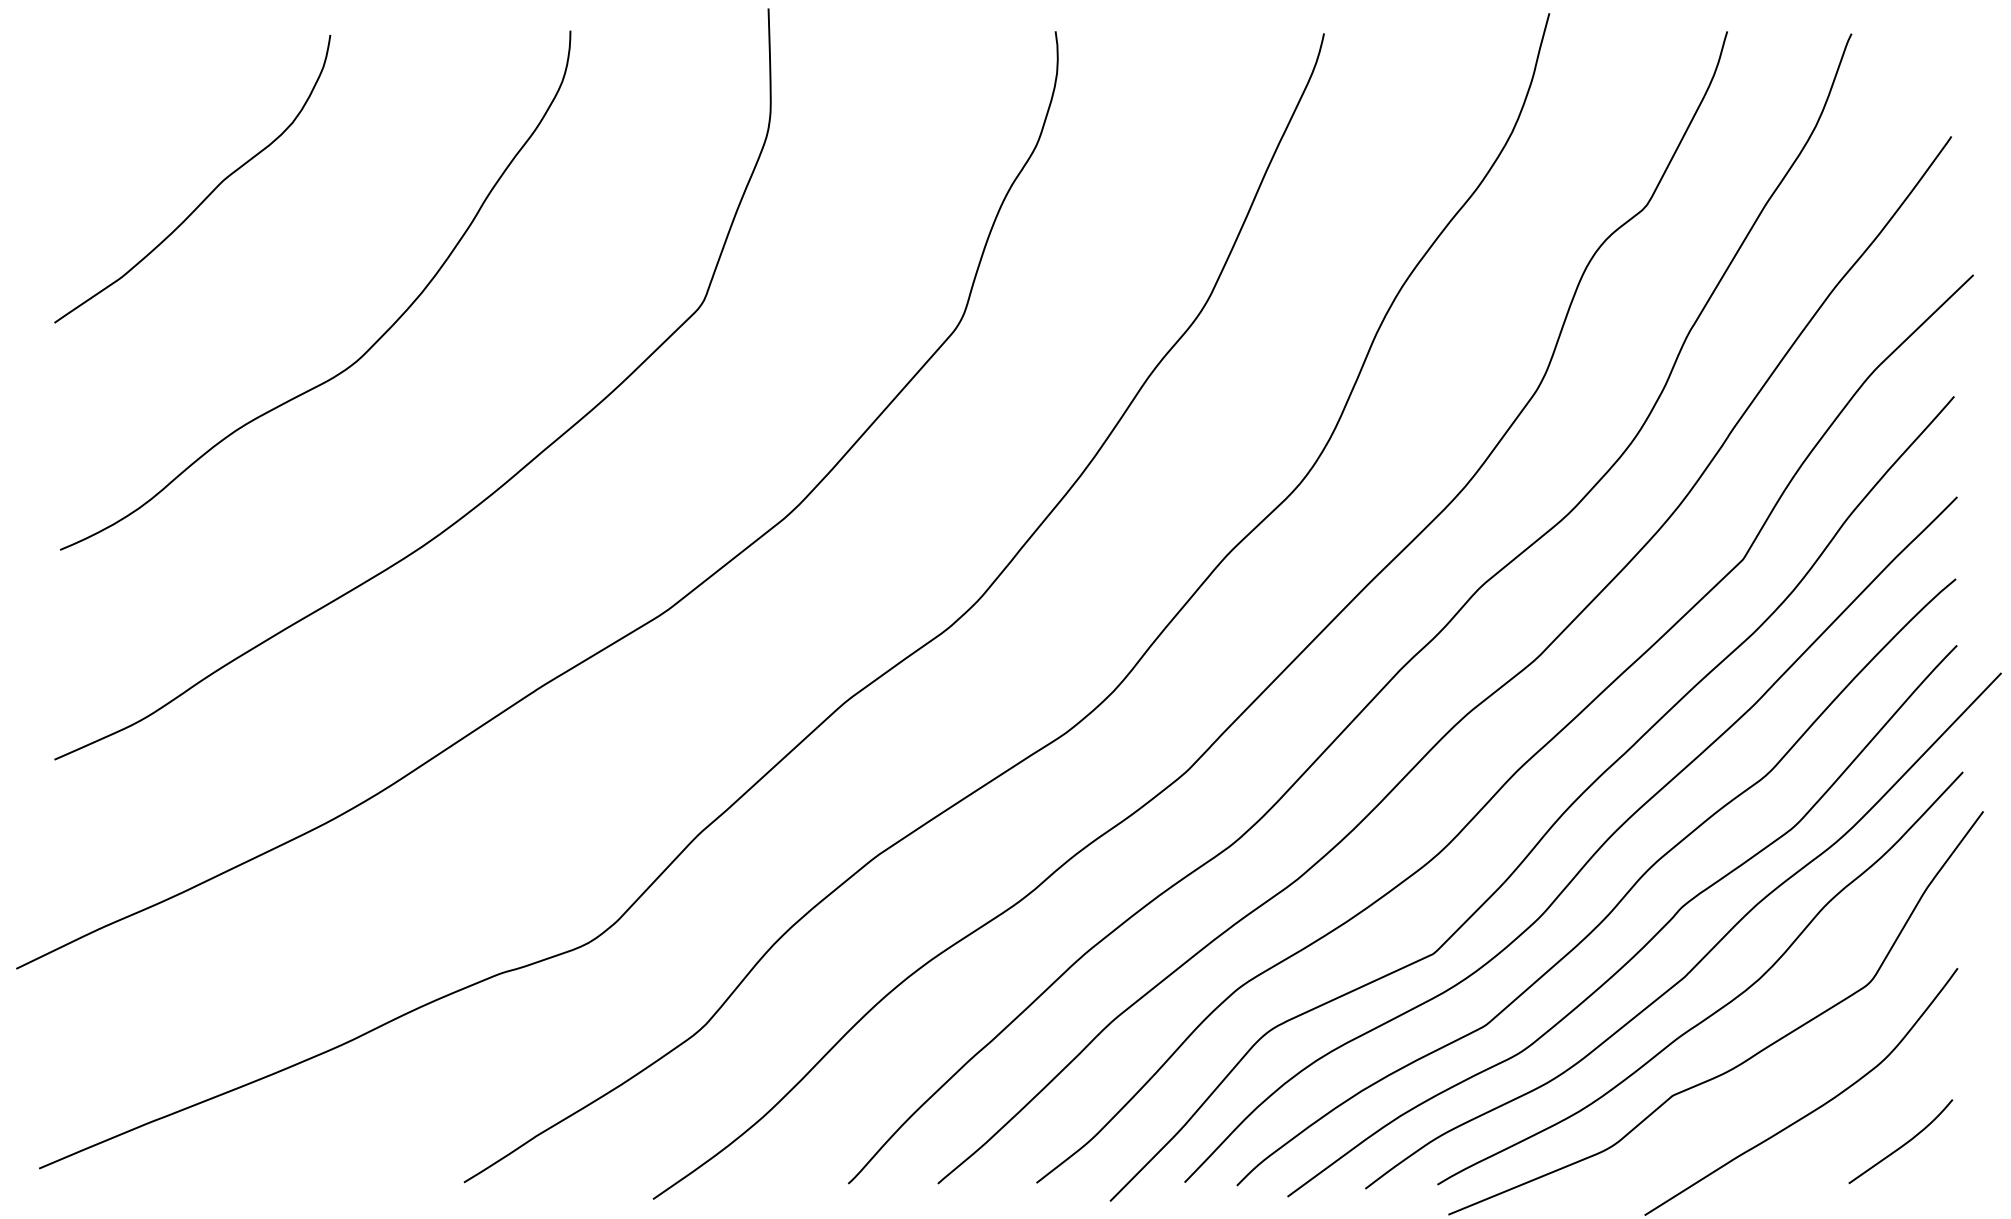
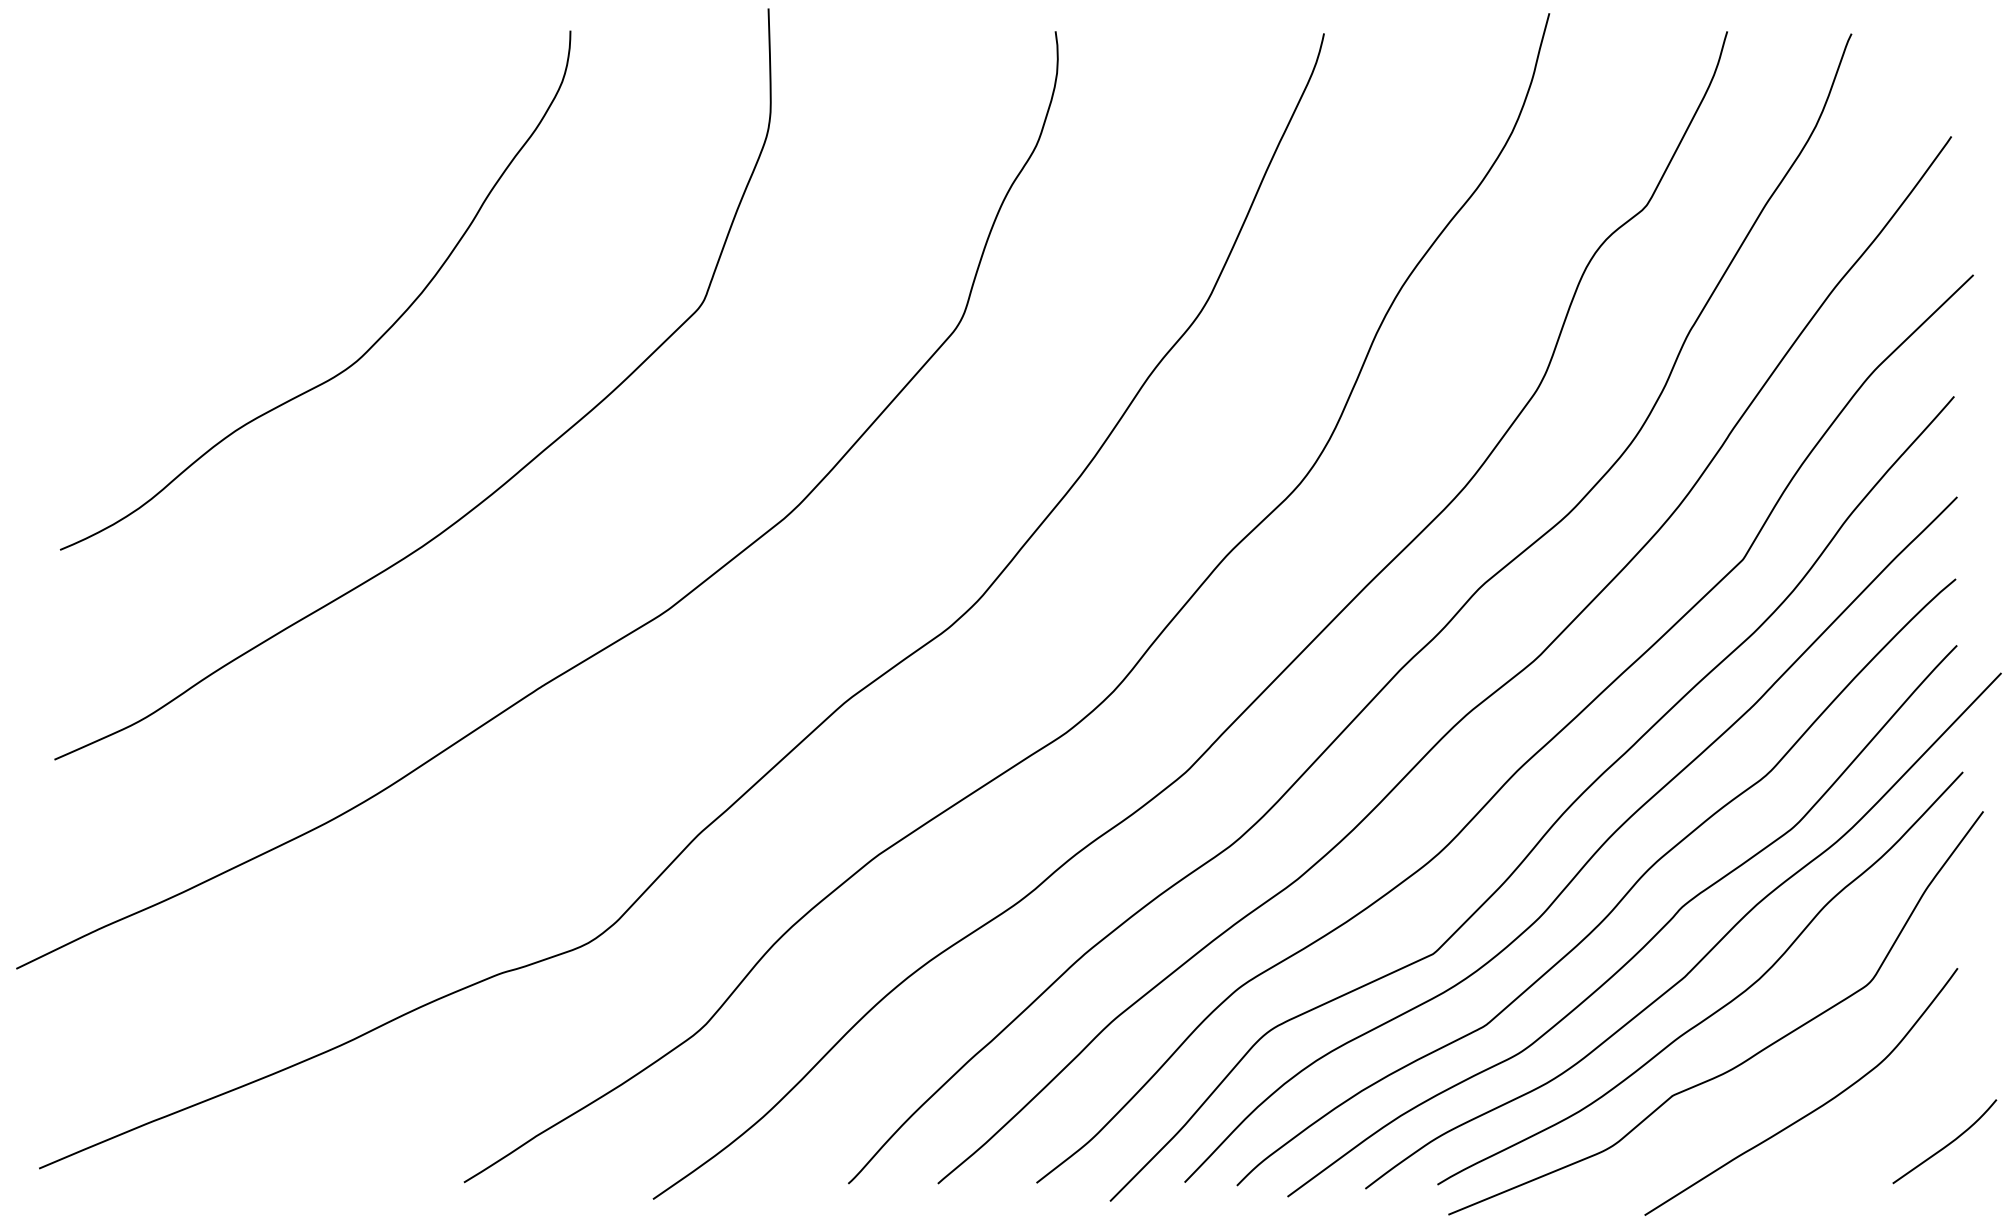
curve: present -> none (208, 194)
curve position: (1901, 1145) -> (1945, 1145) (1945, 1145)
